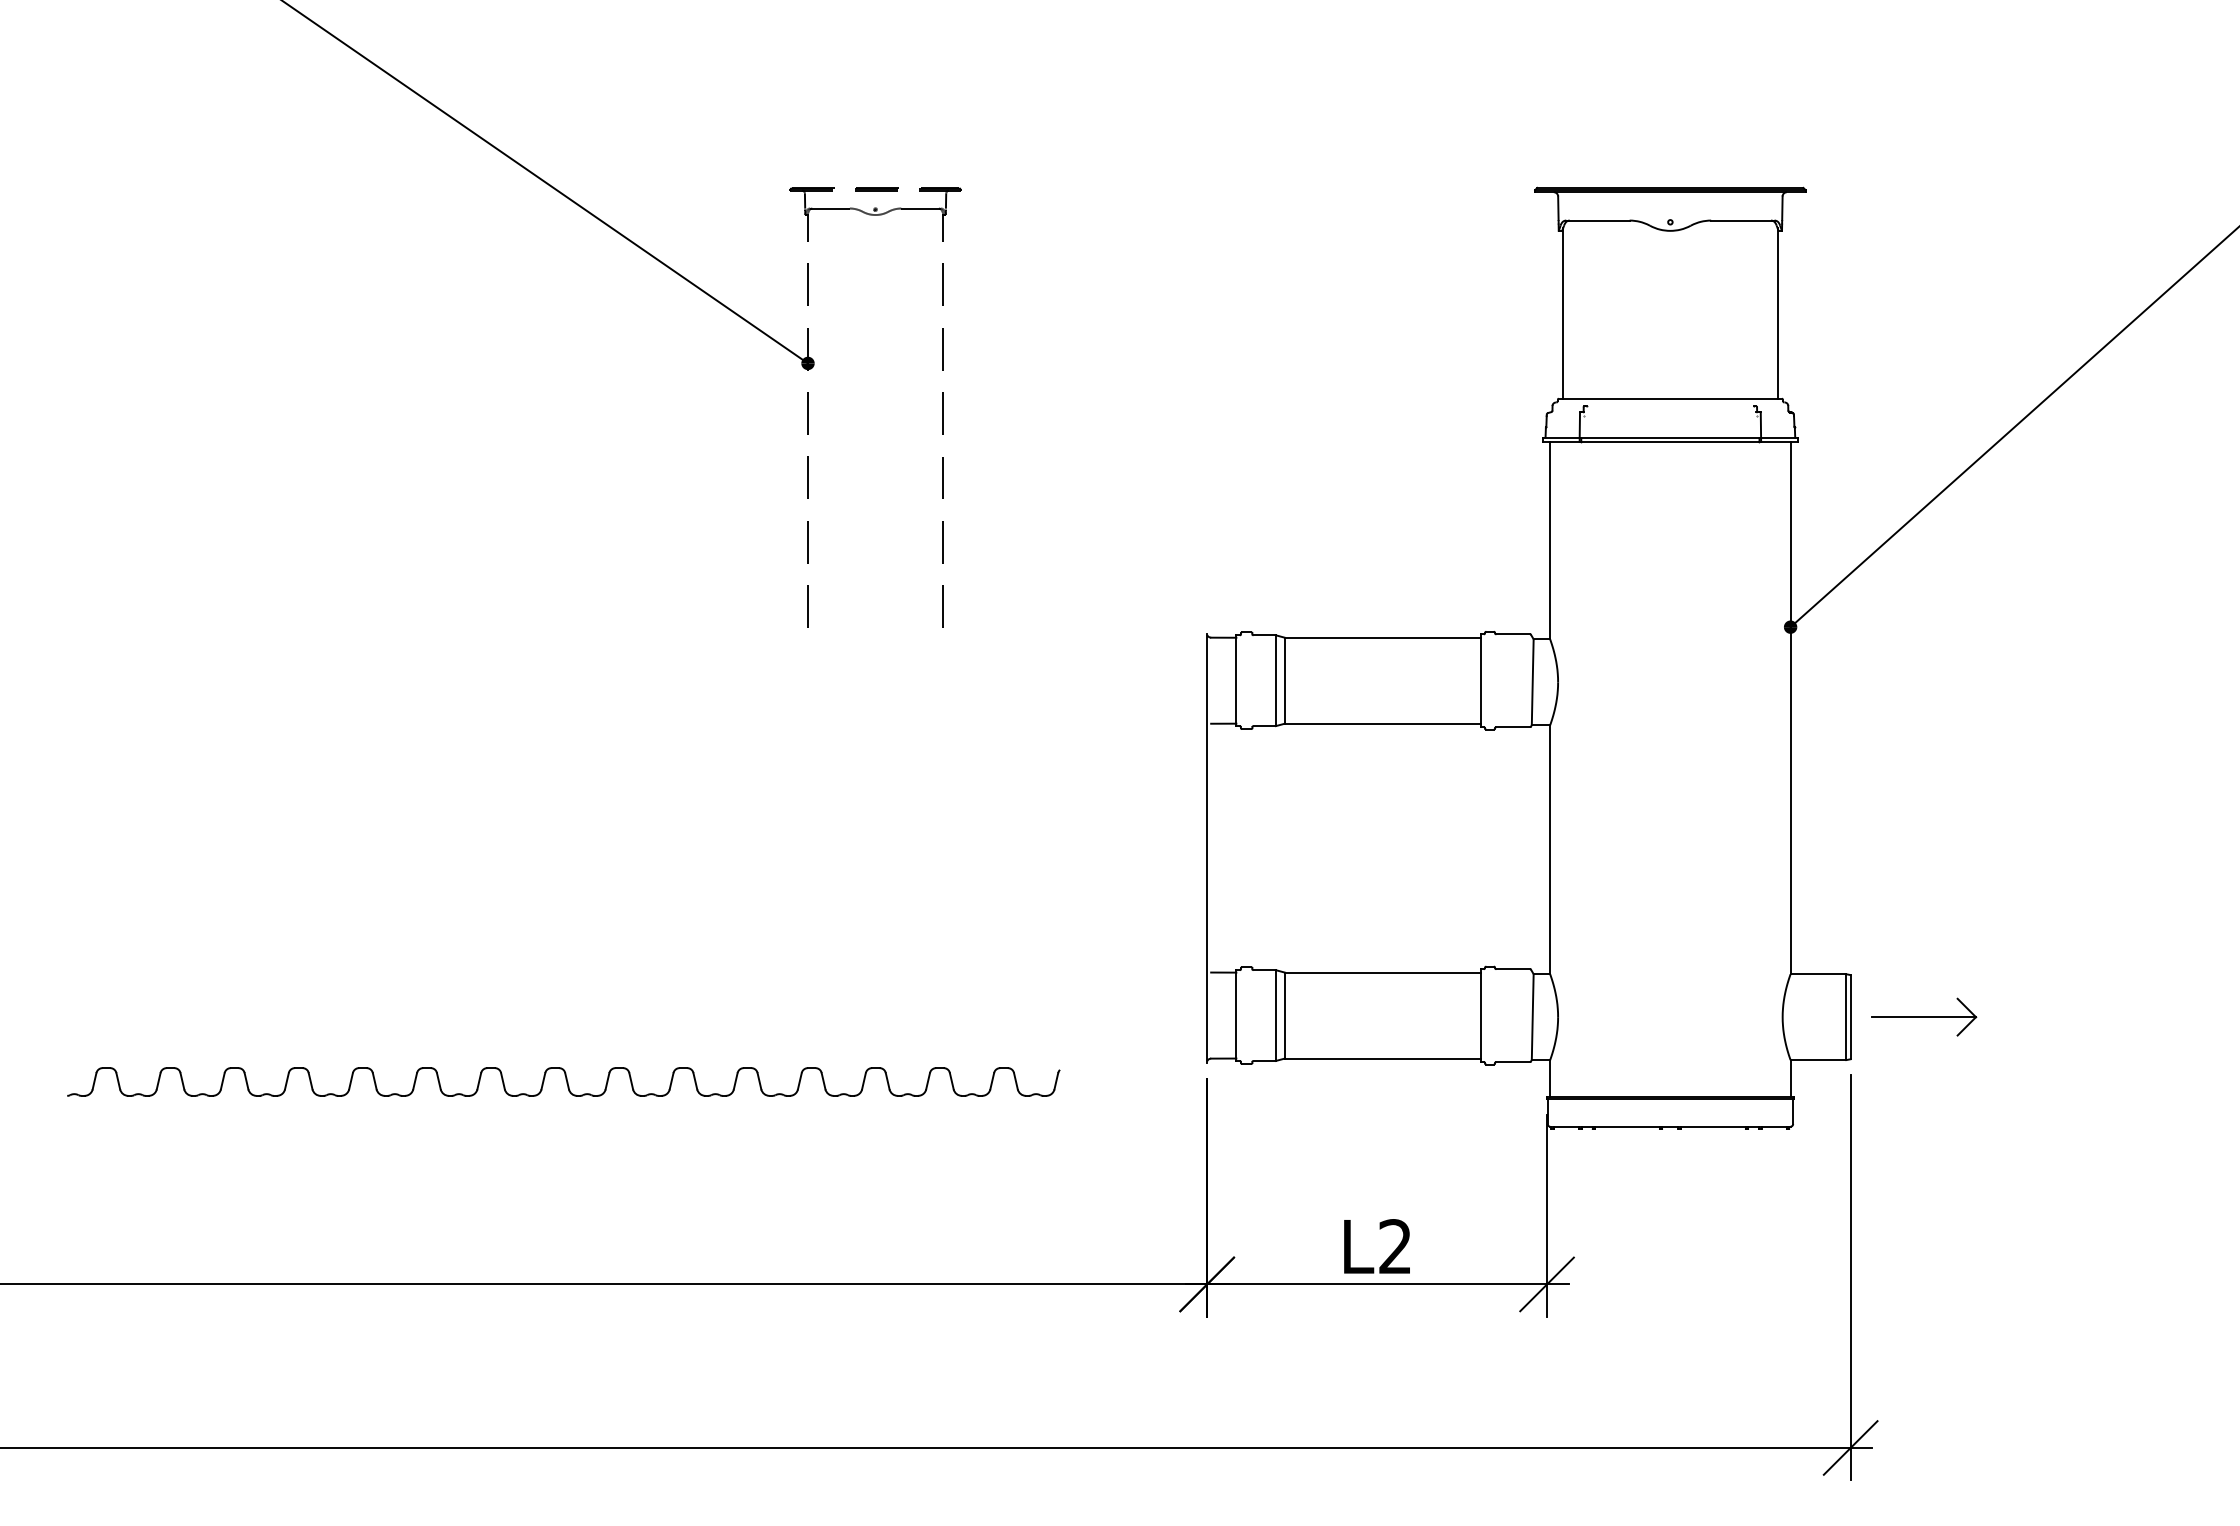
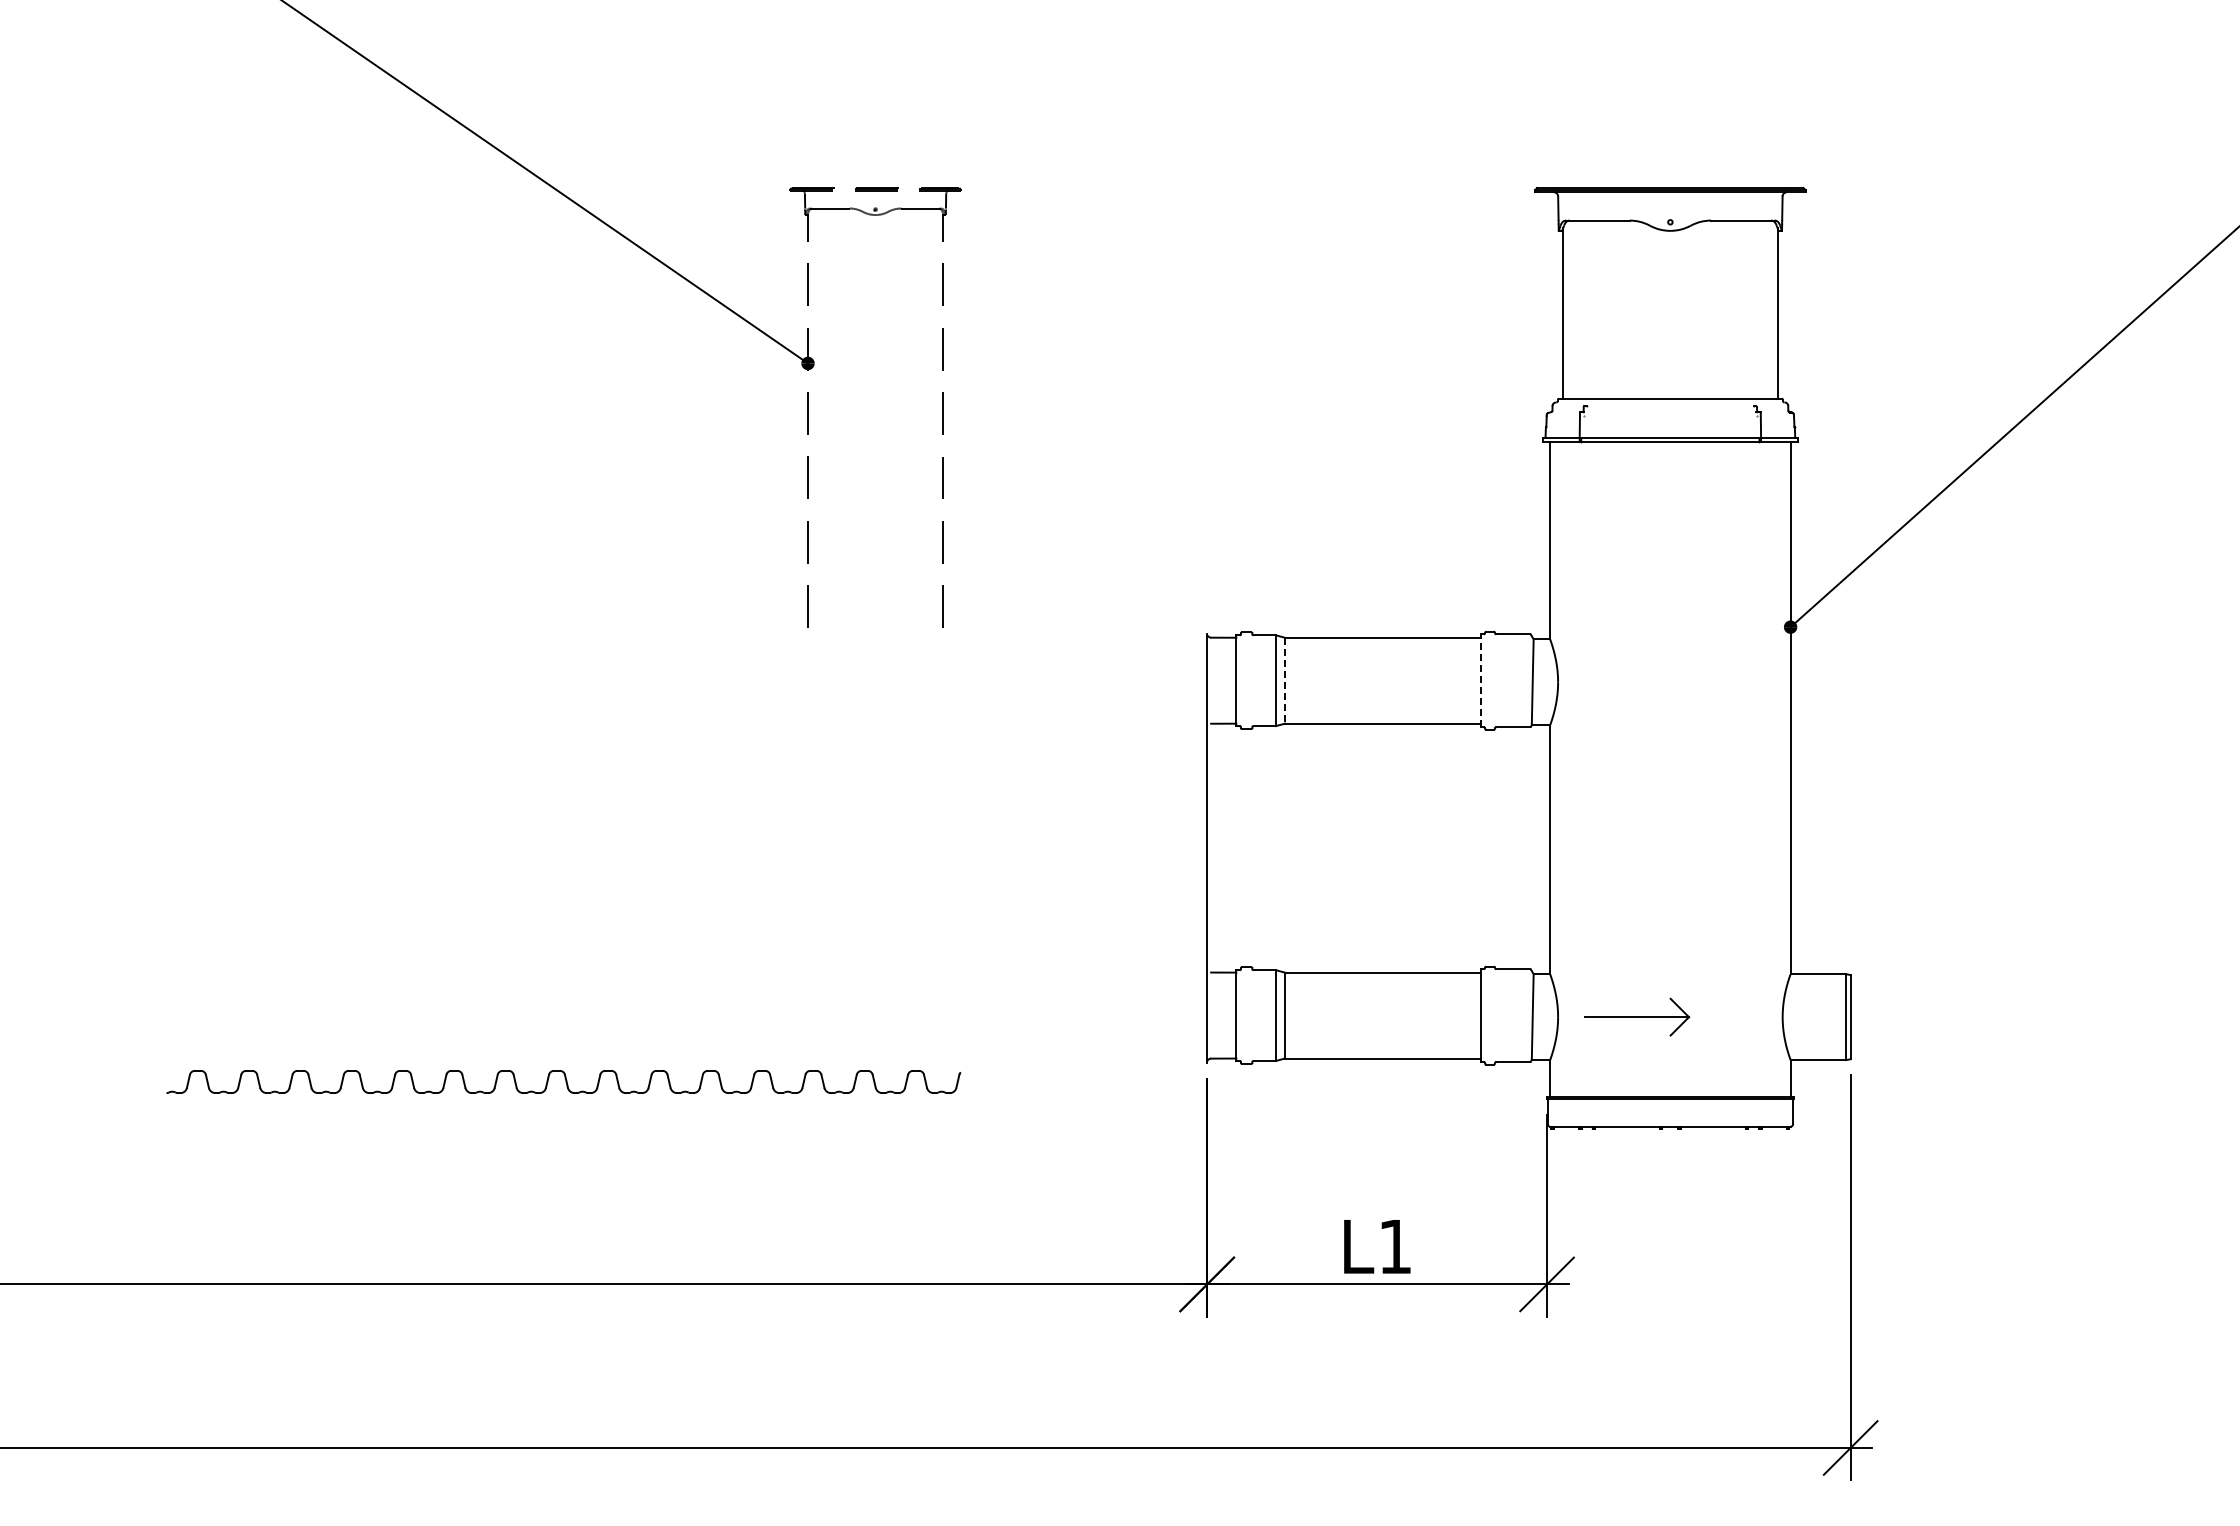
line: solid -> dashed (1285, 680)
line: solid -> dashed (1481, 680)
part position: (1924, 1016) -> (1637, 1016) (1637, 1016)
part size: 994x30 px -> 796x24 px (563, 1081)
text: L2 -> L1 (1394, 1246)
